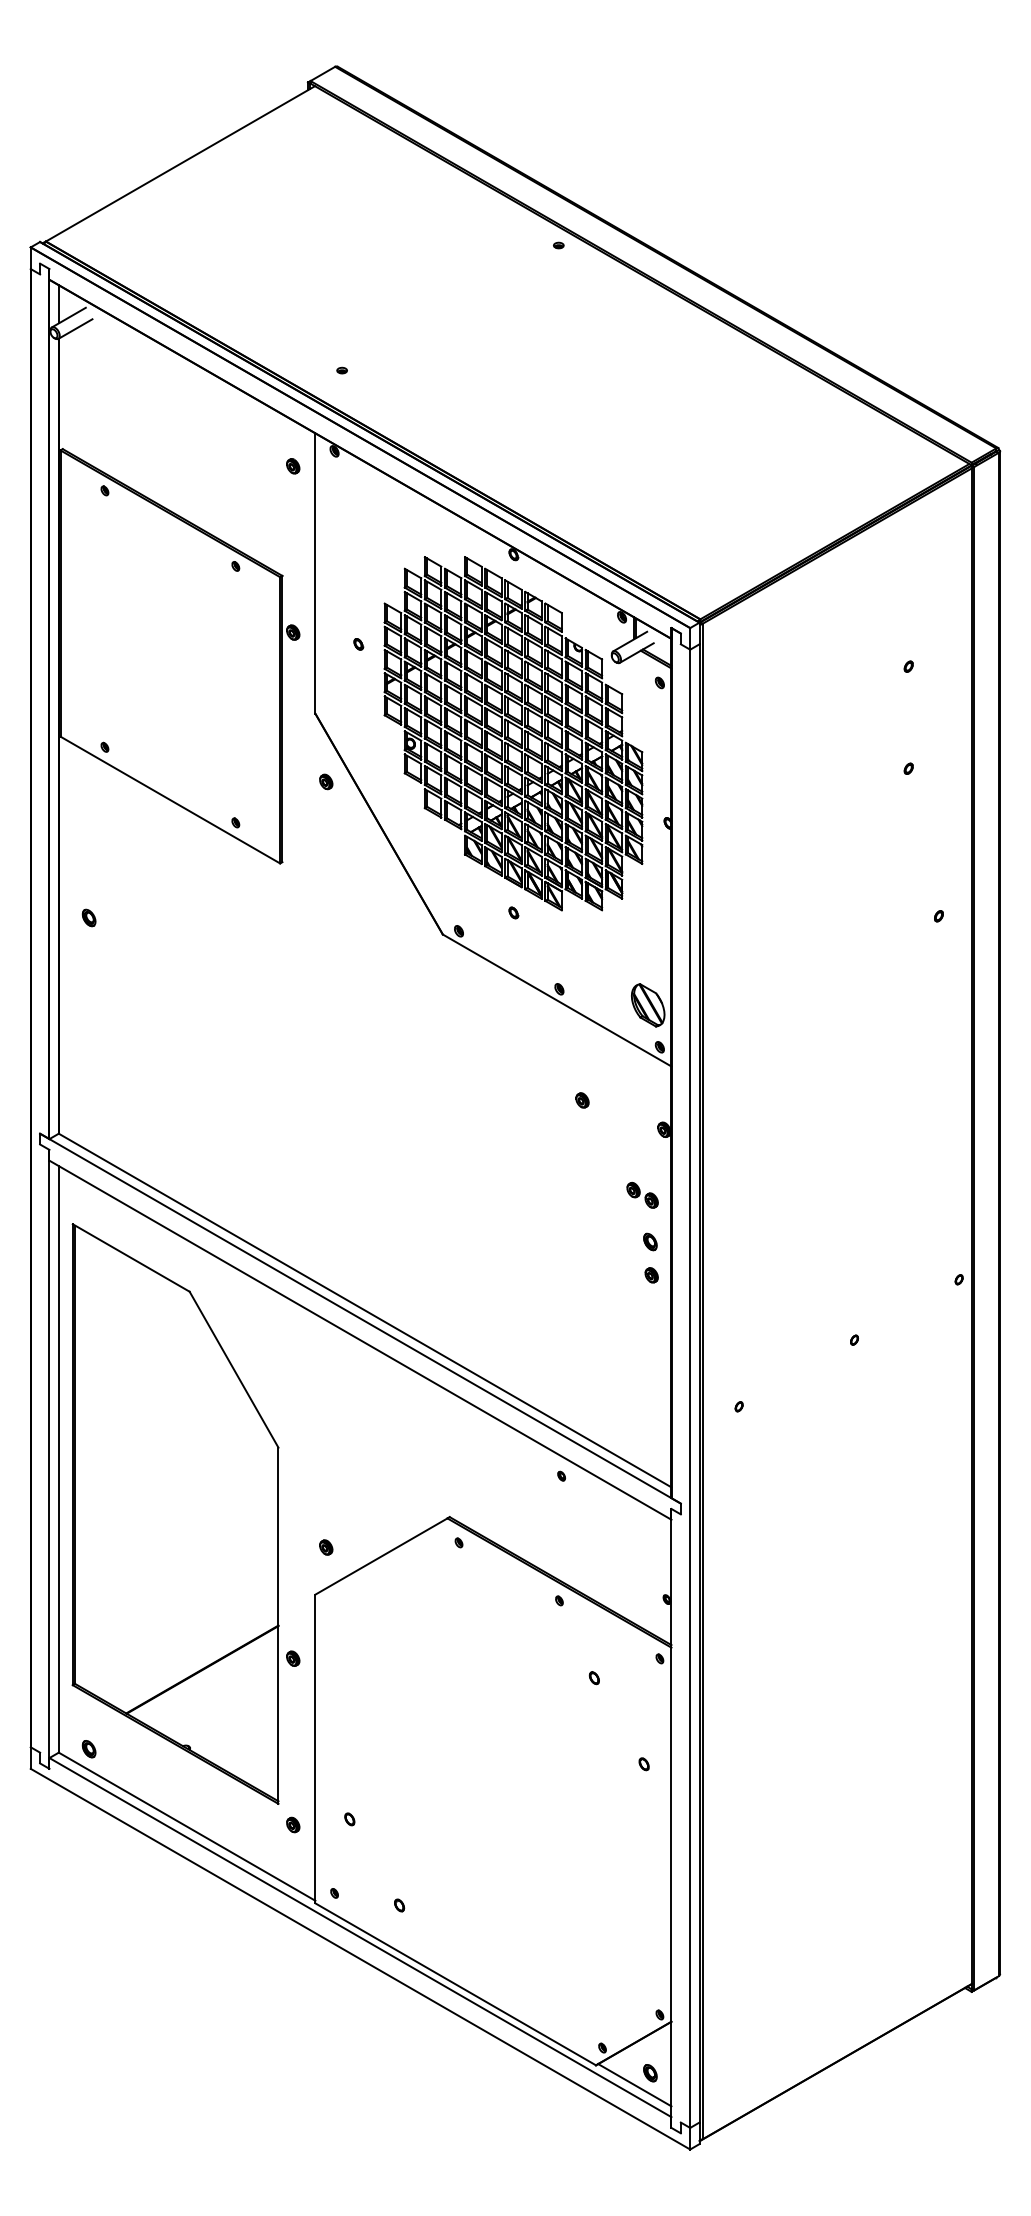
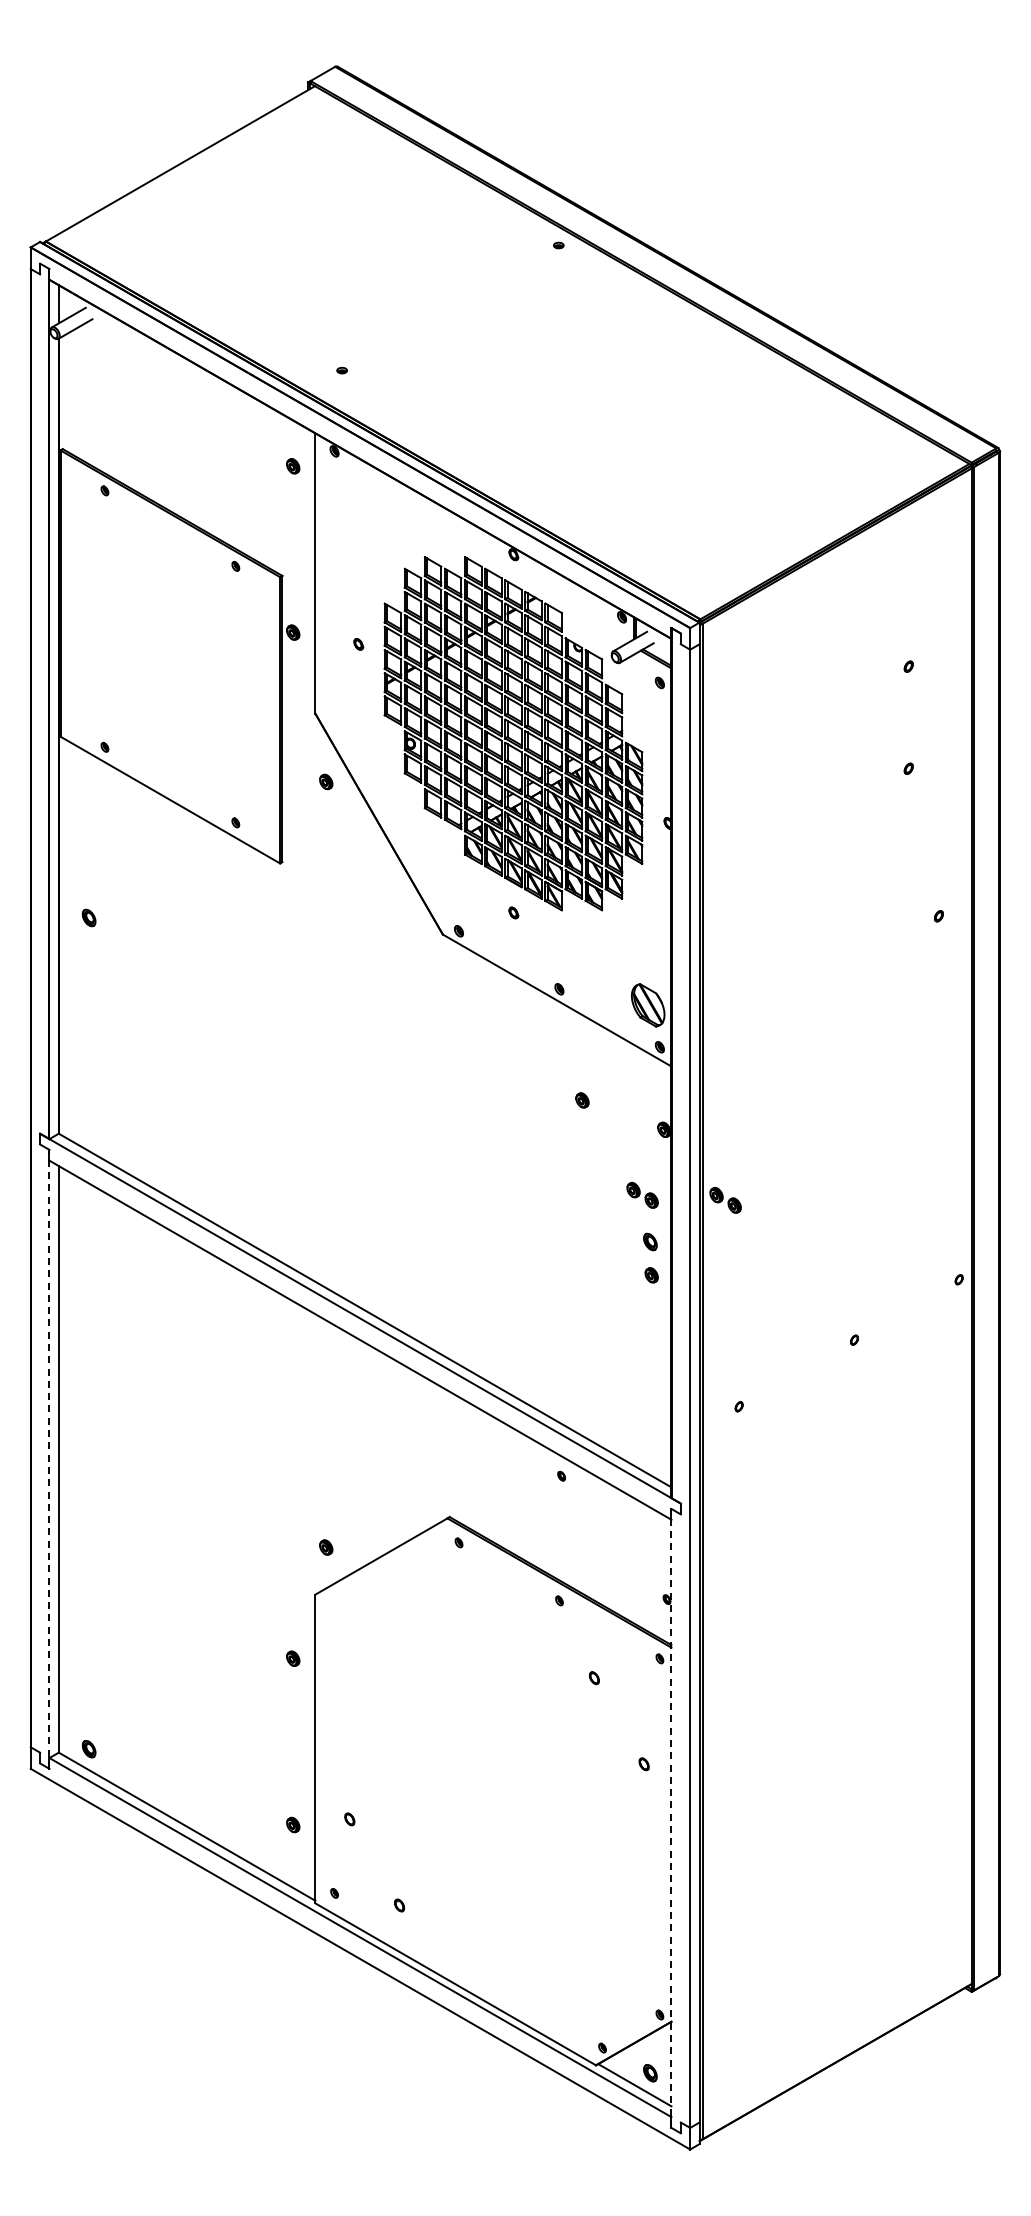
part: none -> present (725, 1199)
line: solid -> dashed (49, 1458)
part: present -> none (175, 1513)
line: solid -> dashed (671, 1817)
